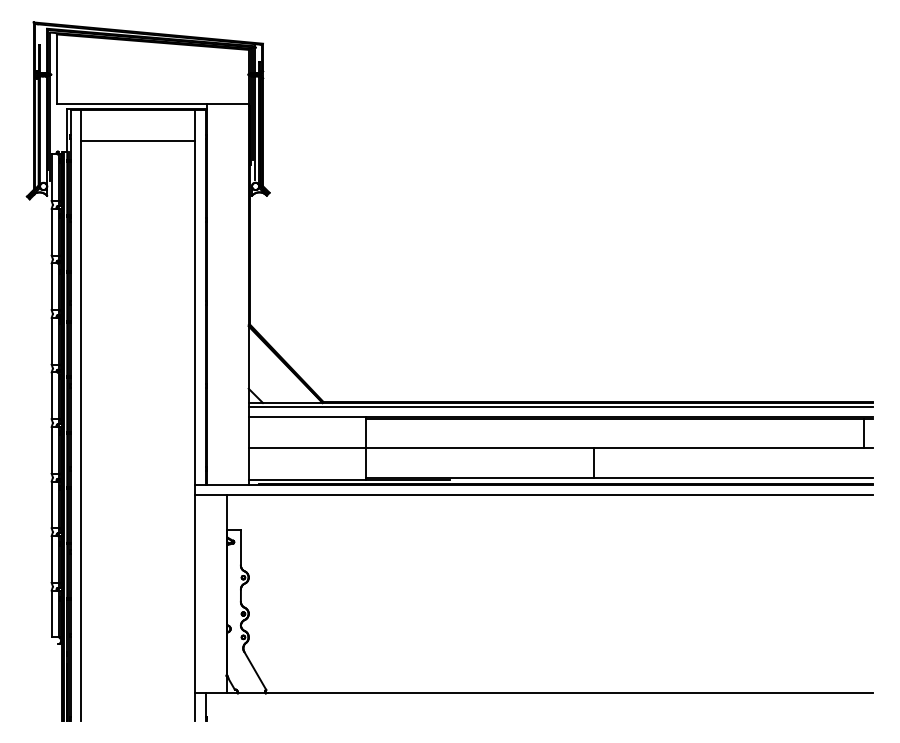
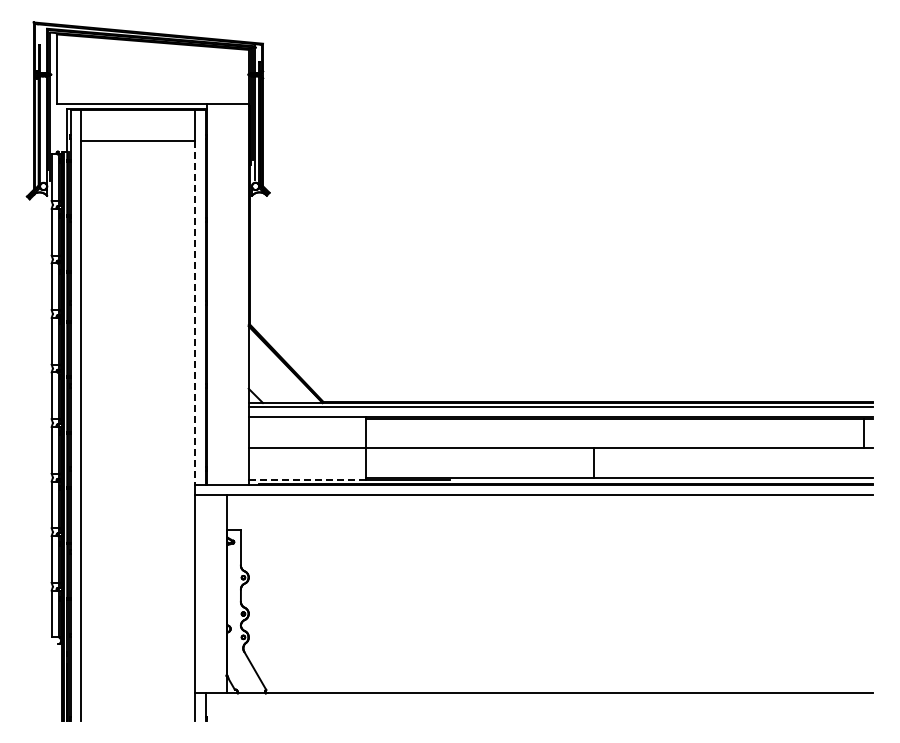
line: solid -> dashed (195, 313)
line: solid -> dashed (307, 479)
